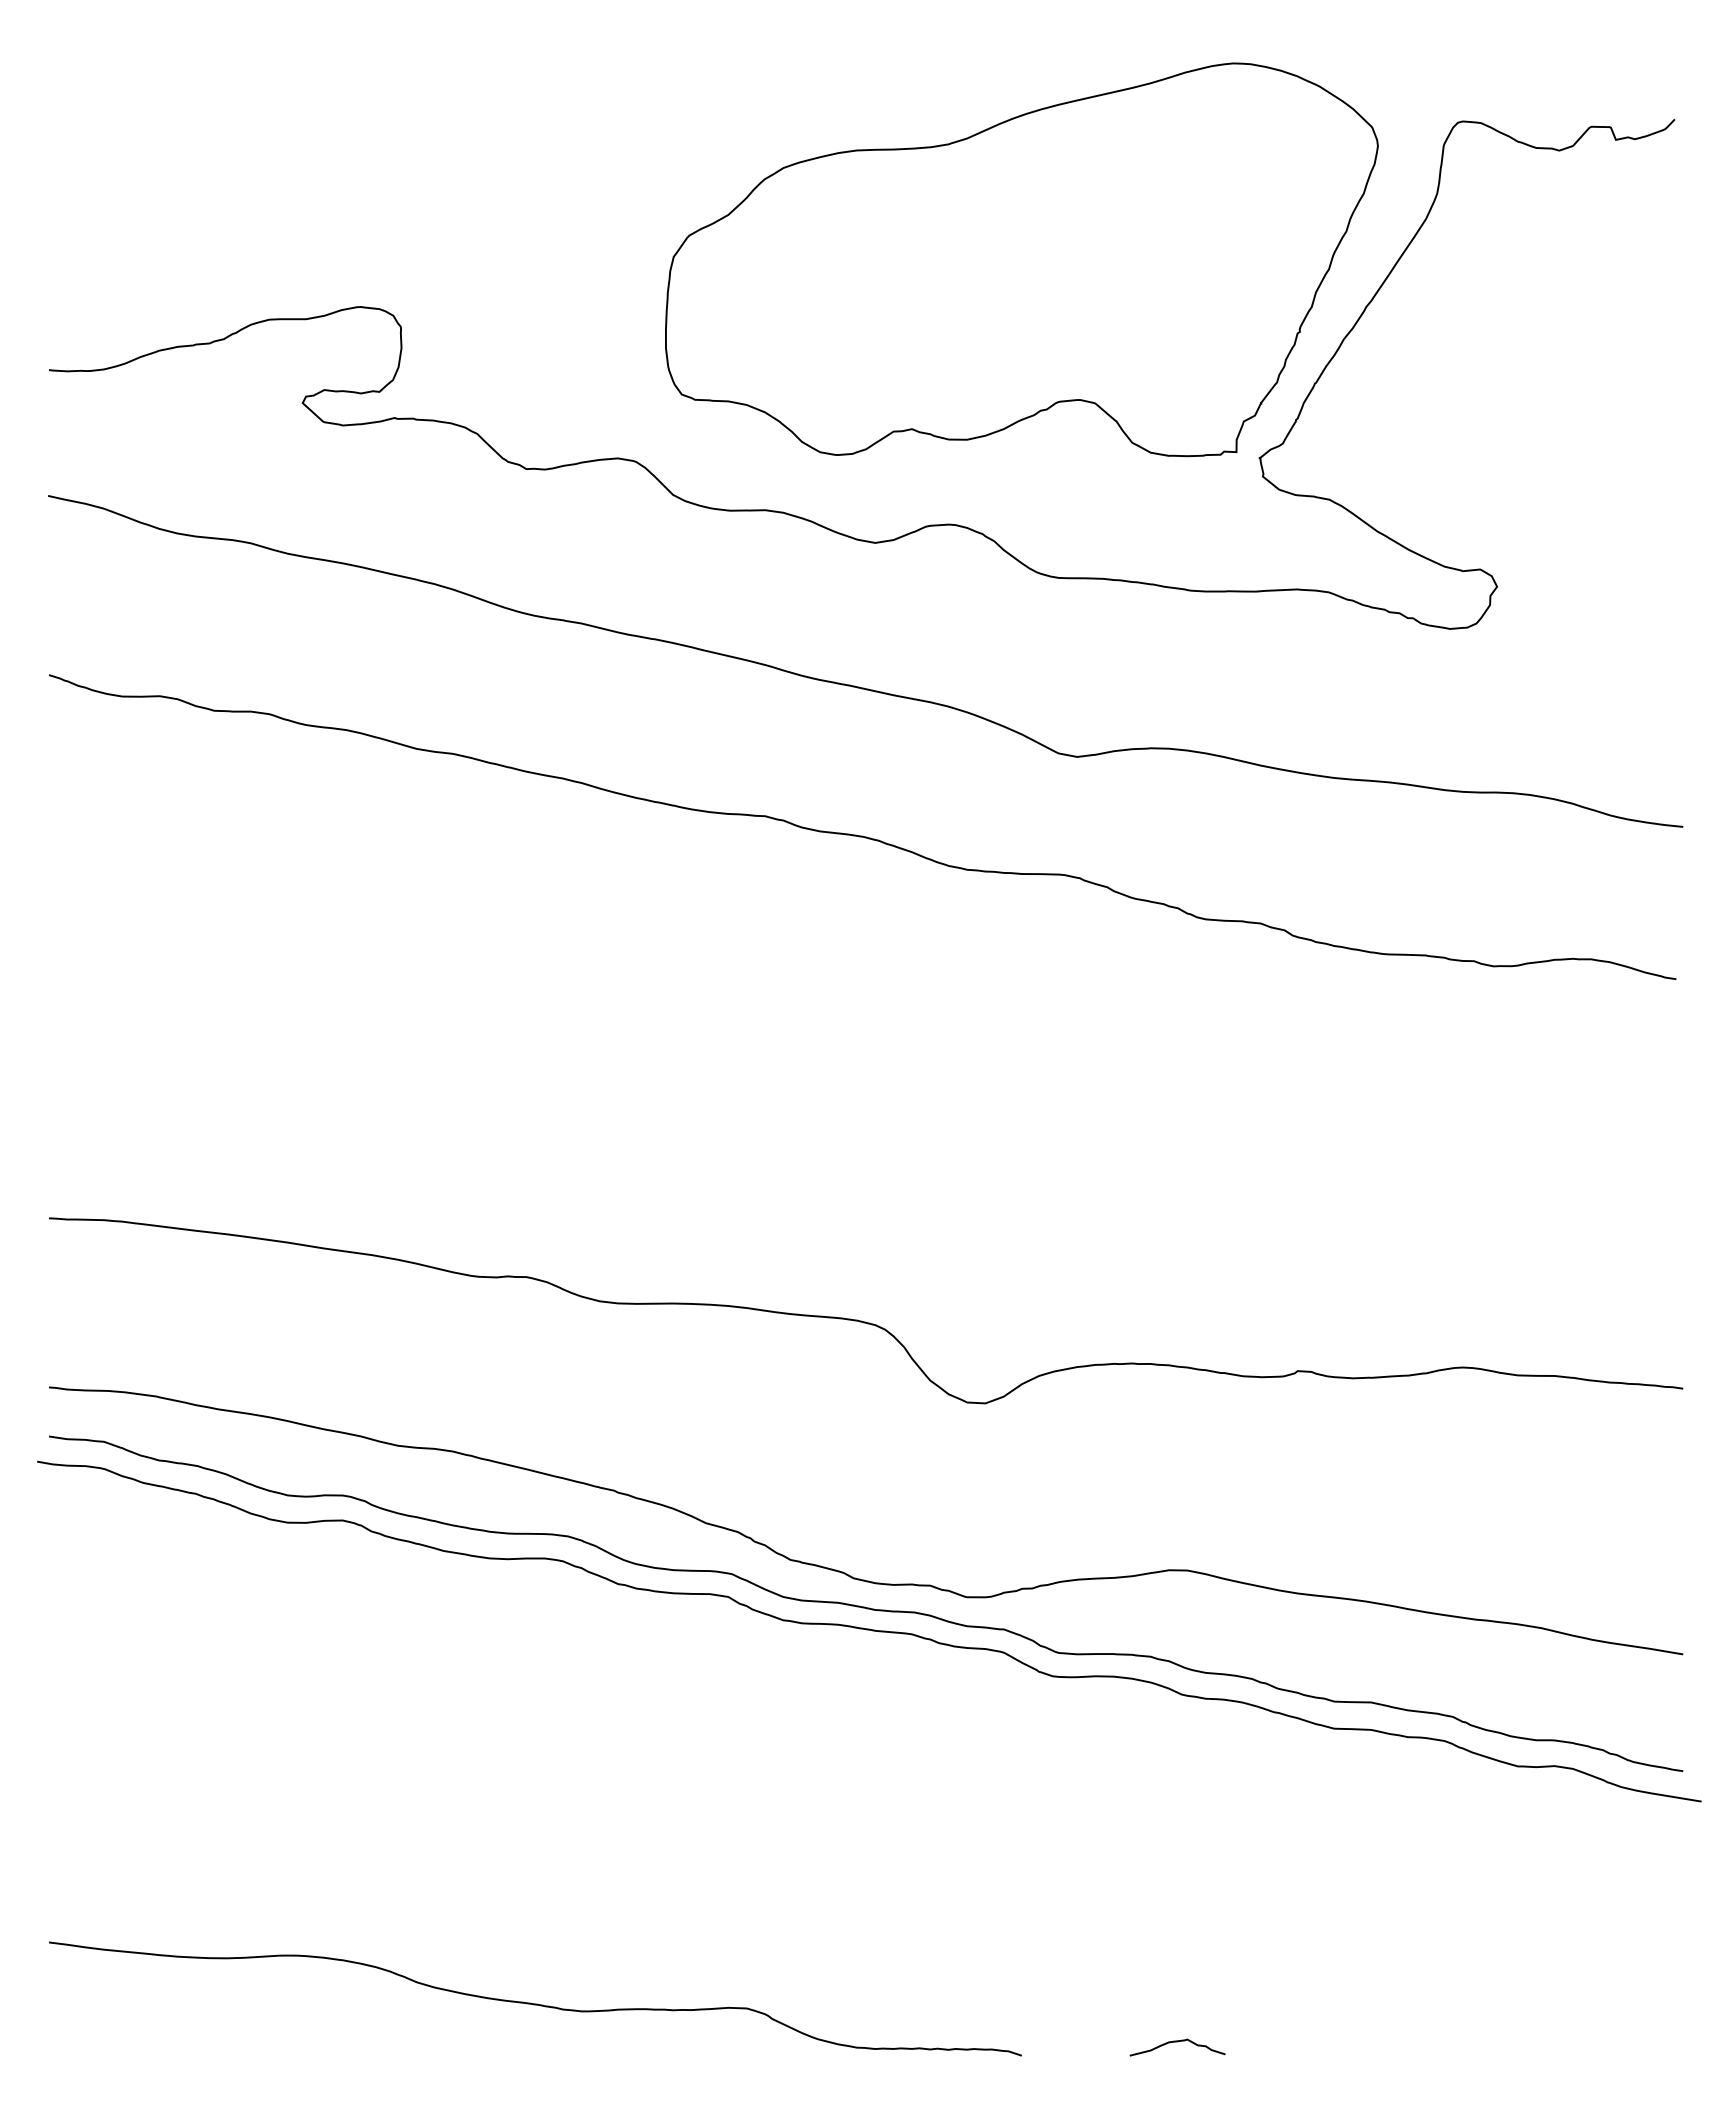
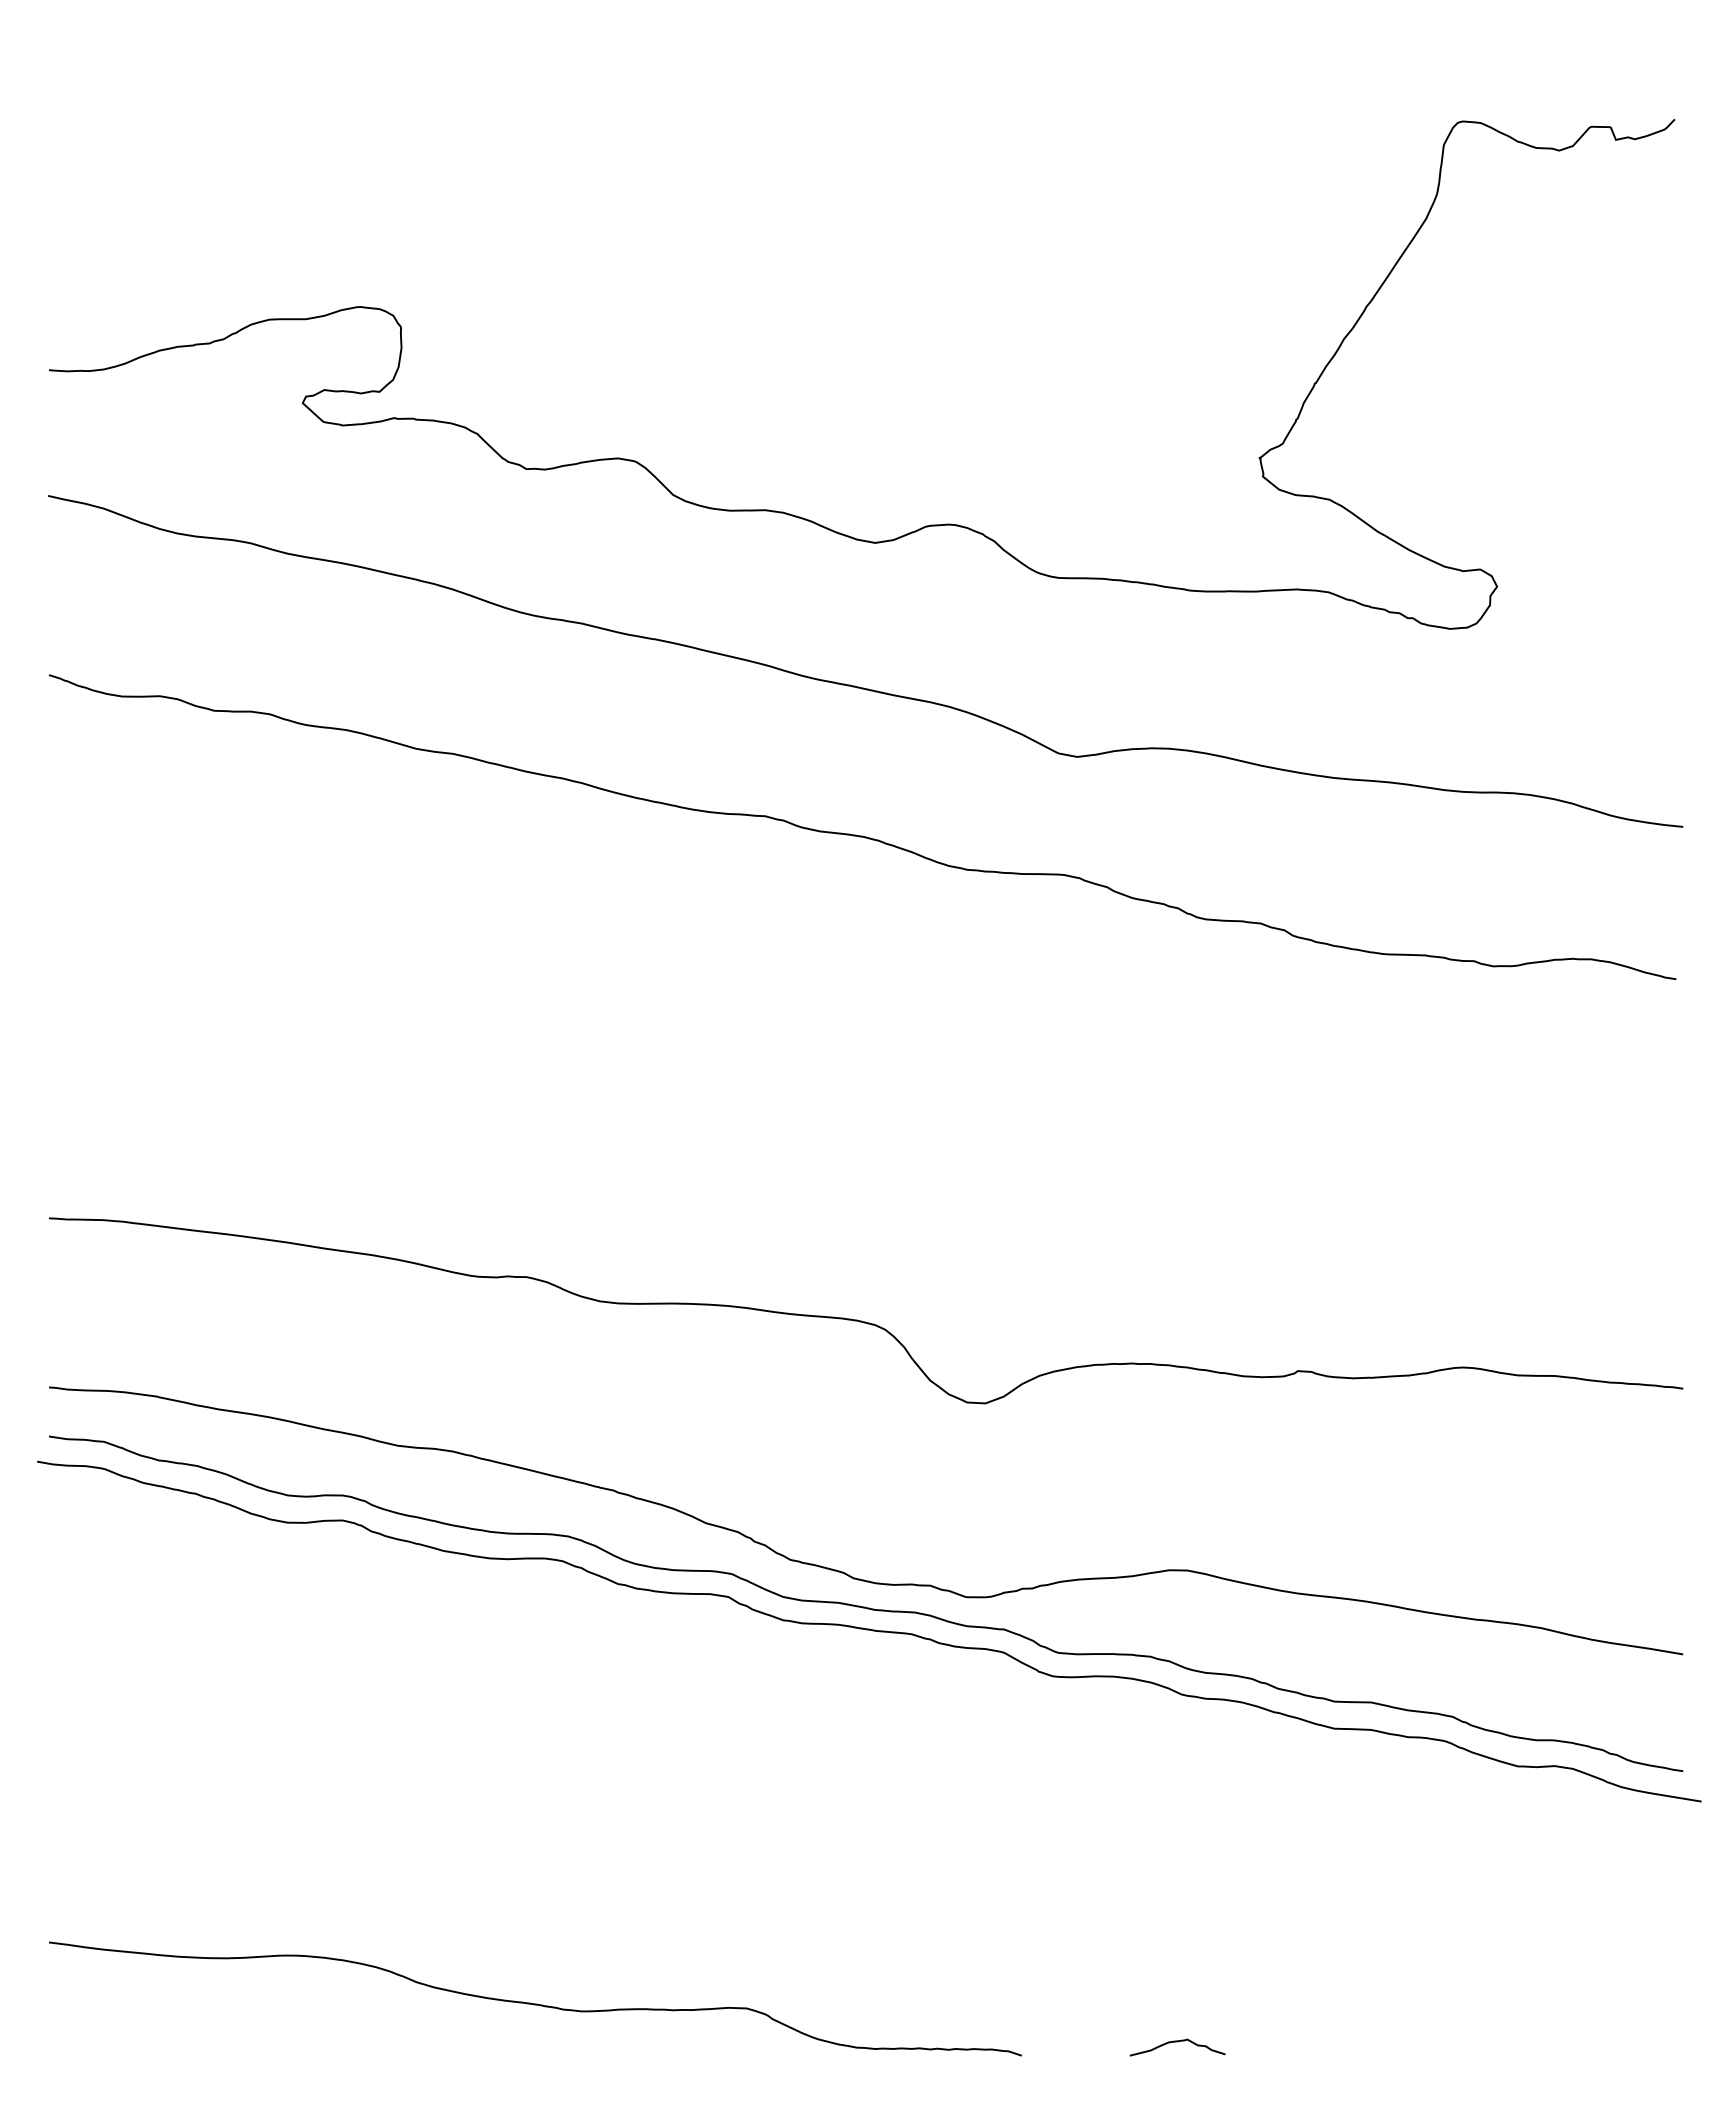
part: present -> none (1021, 259)
